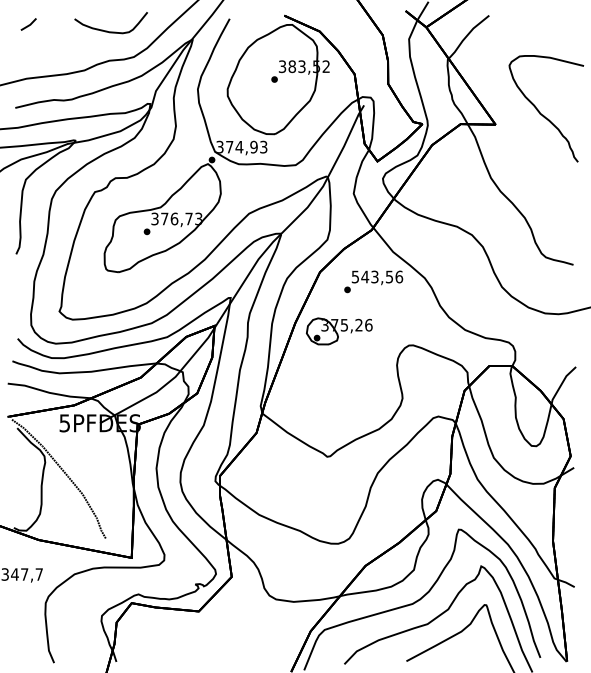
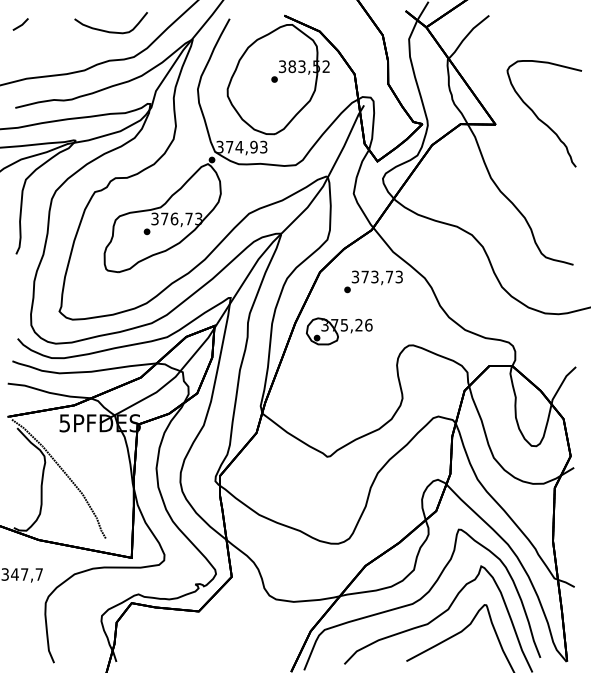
line position: (28, 24) -> (20, 24) (20, 24)
curve position: (543, 114) -> (541, 119) (541, 119)
text: 543,56 -> 373,73 (377, 276)
